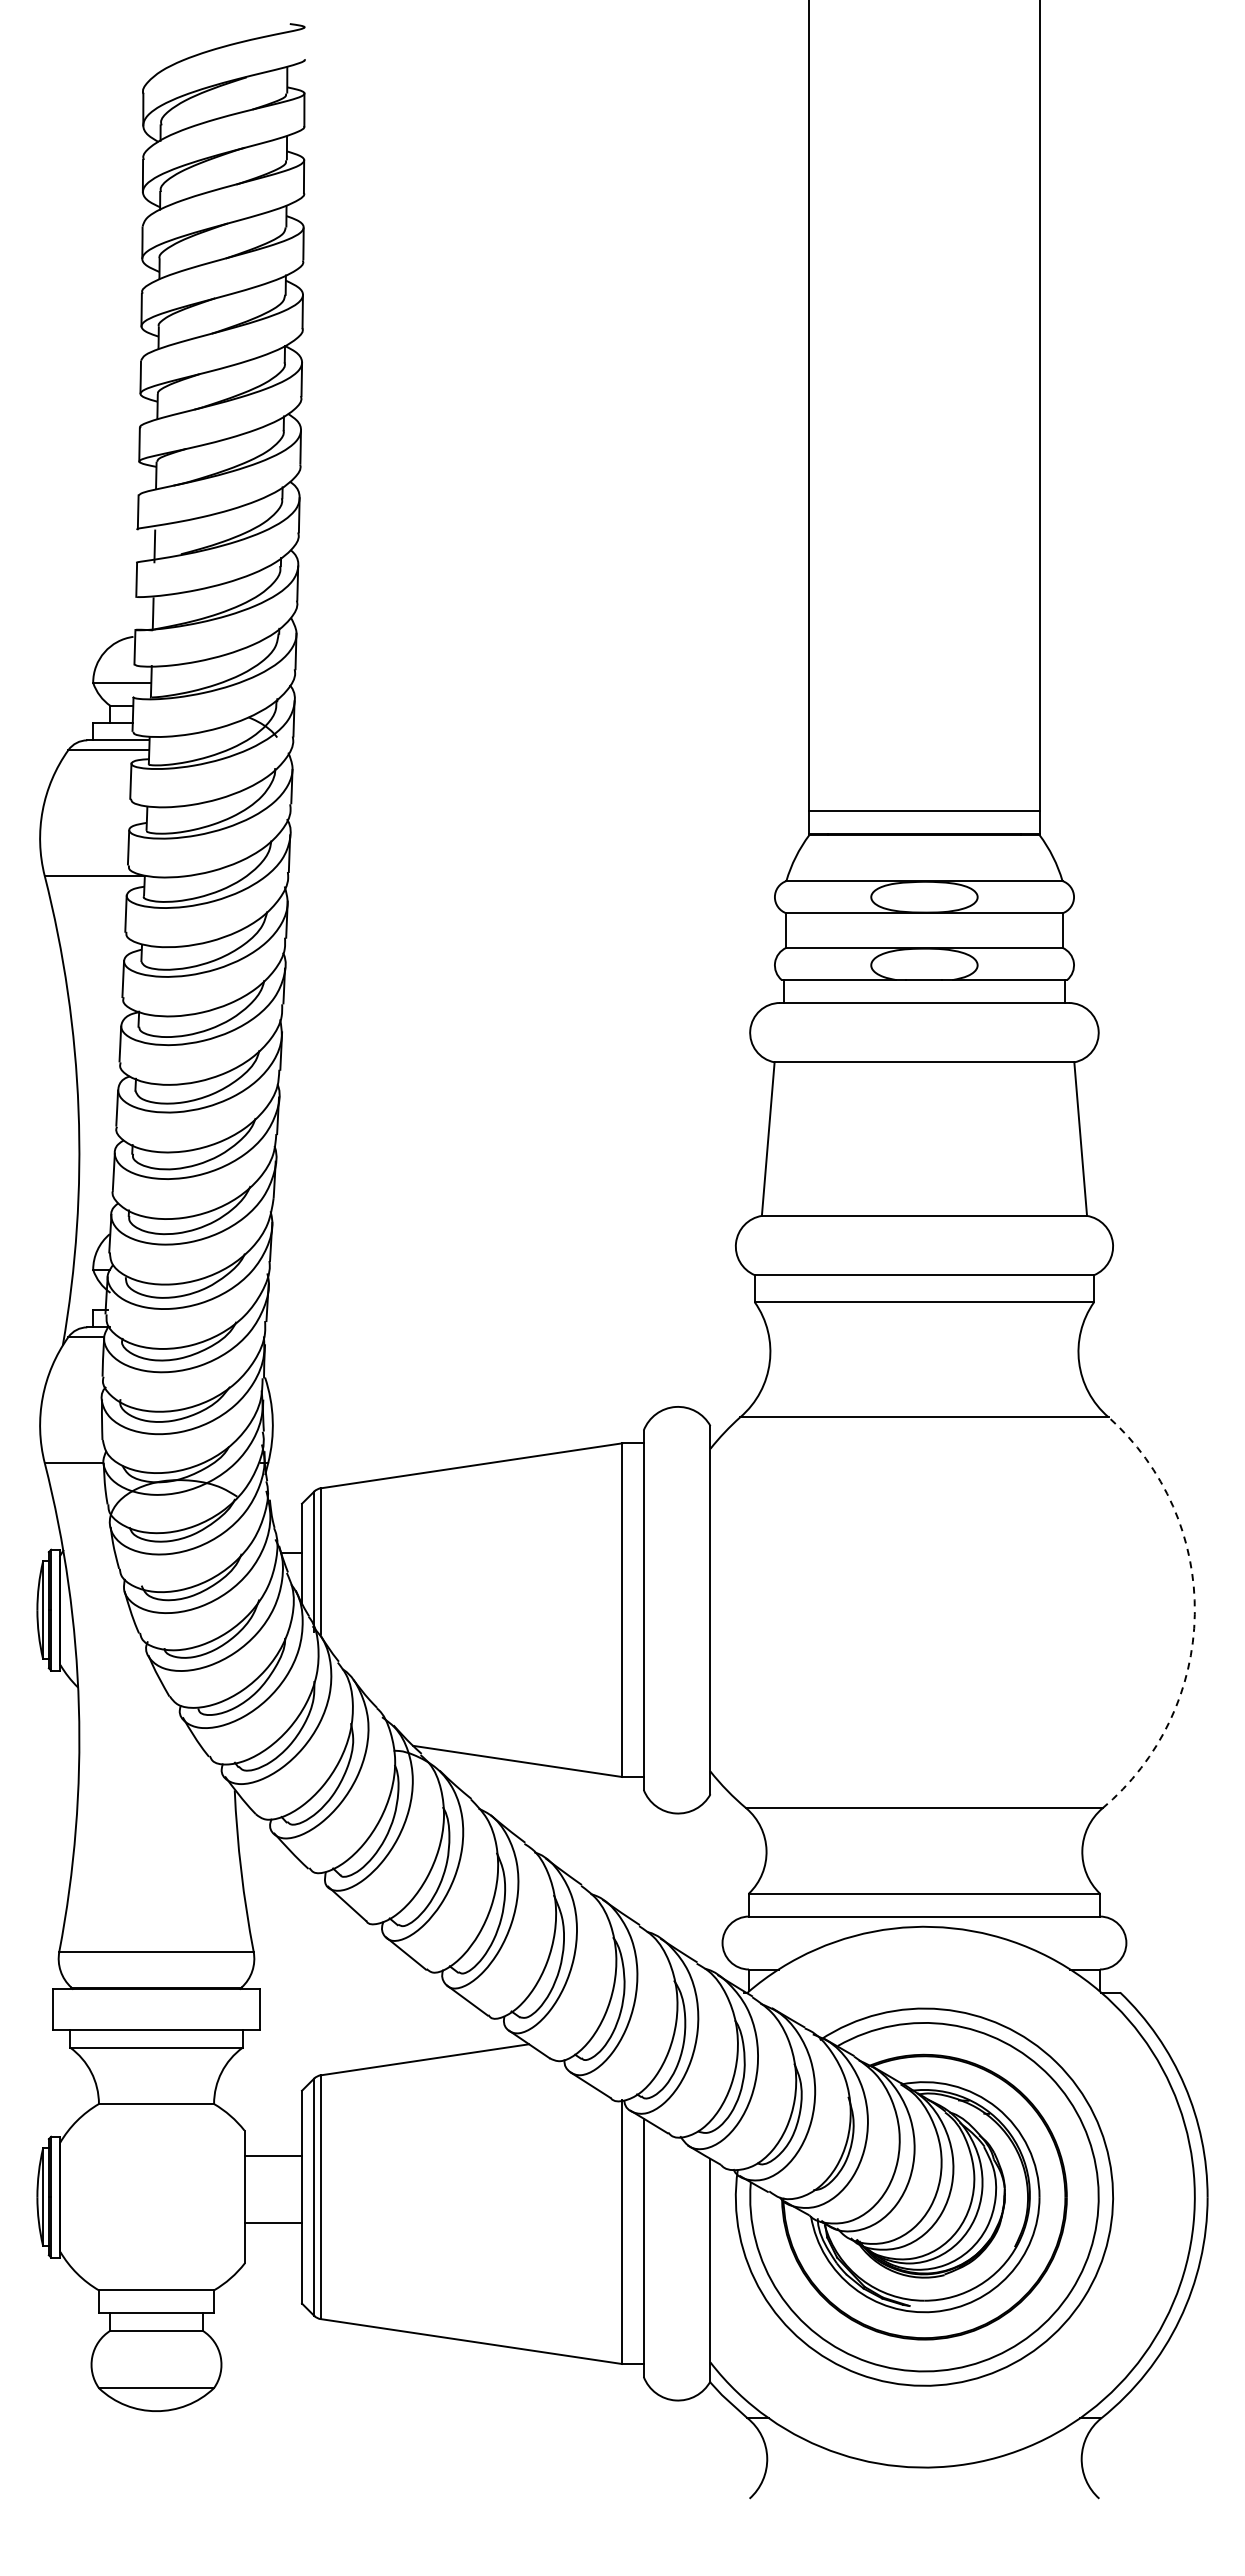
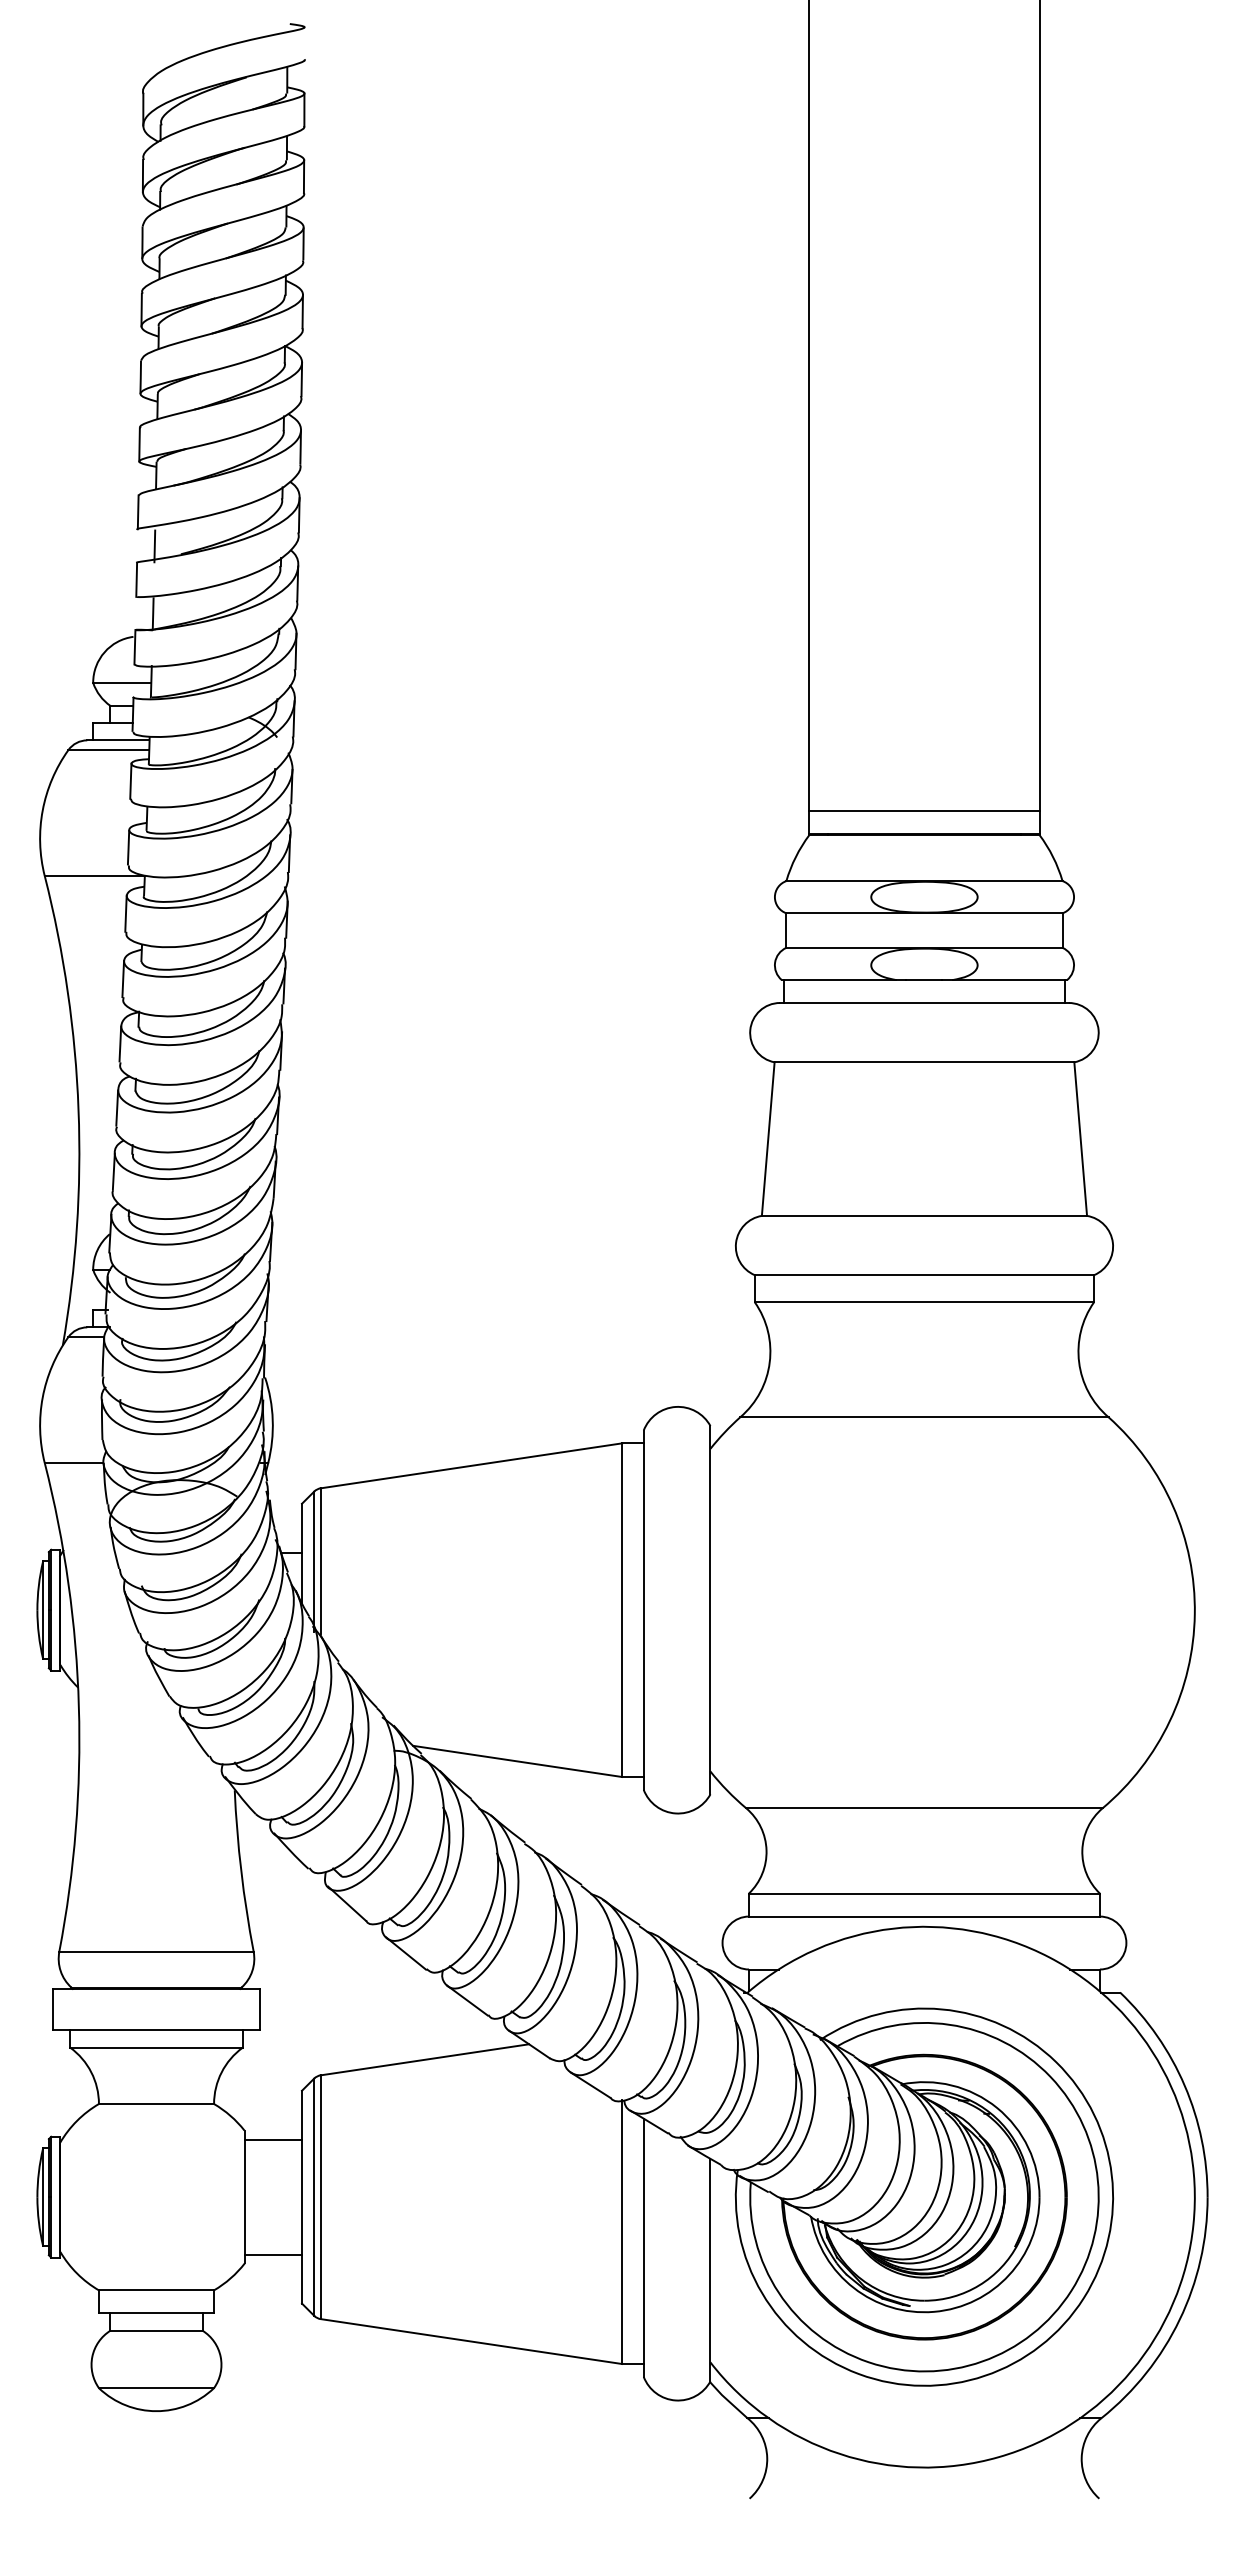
arc: dashed -> solid (1194, 1614)
line position: (273, 2155) -> (273, 2139) (273, 2139)
line position: (273, 2222) -> (273, 2254) (273, 2254)
